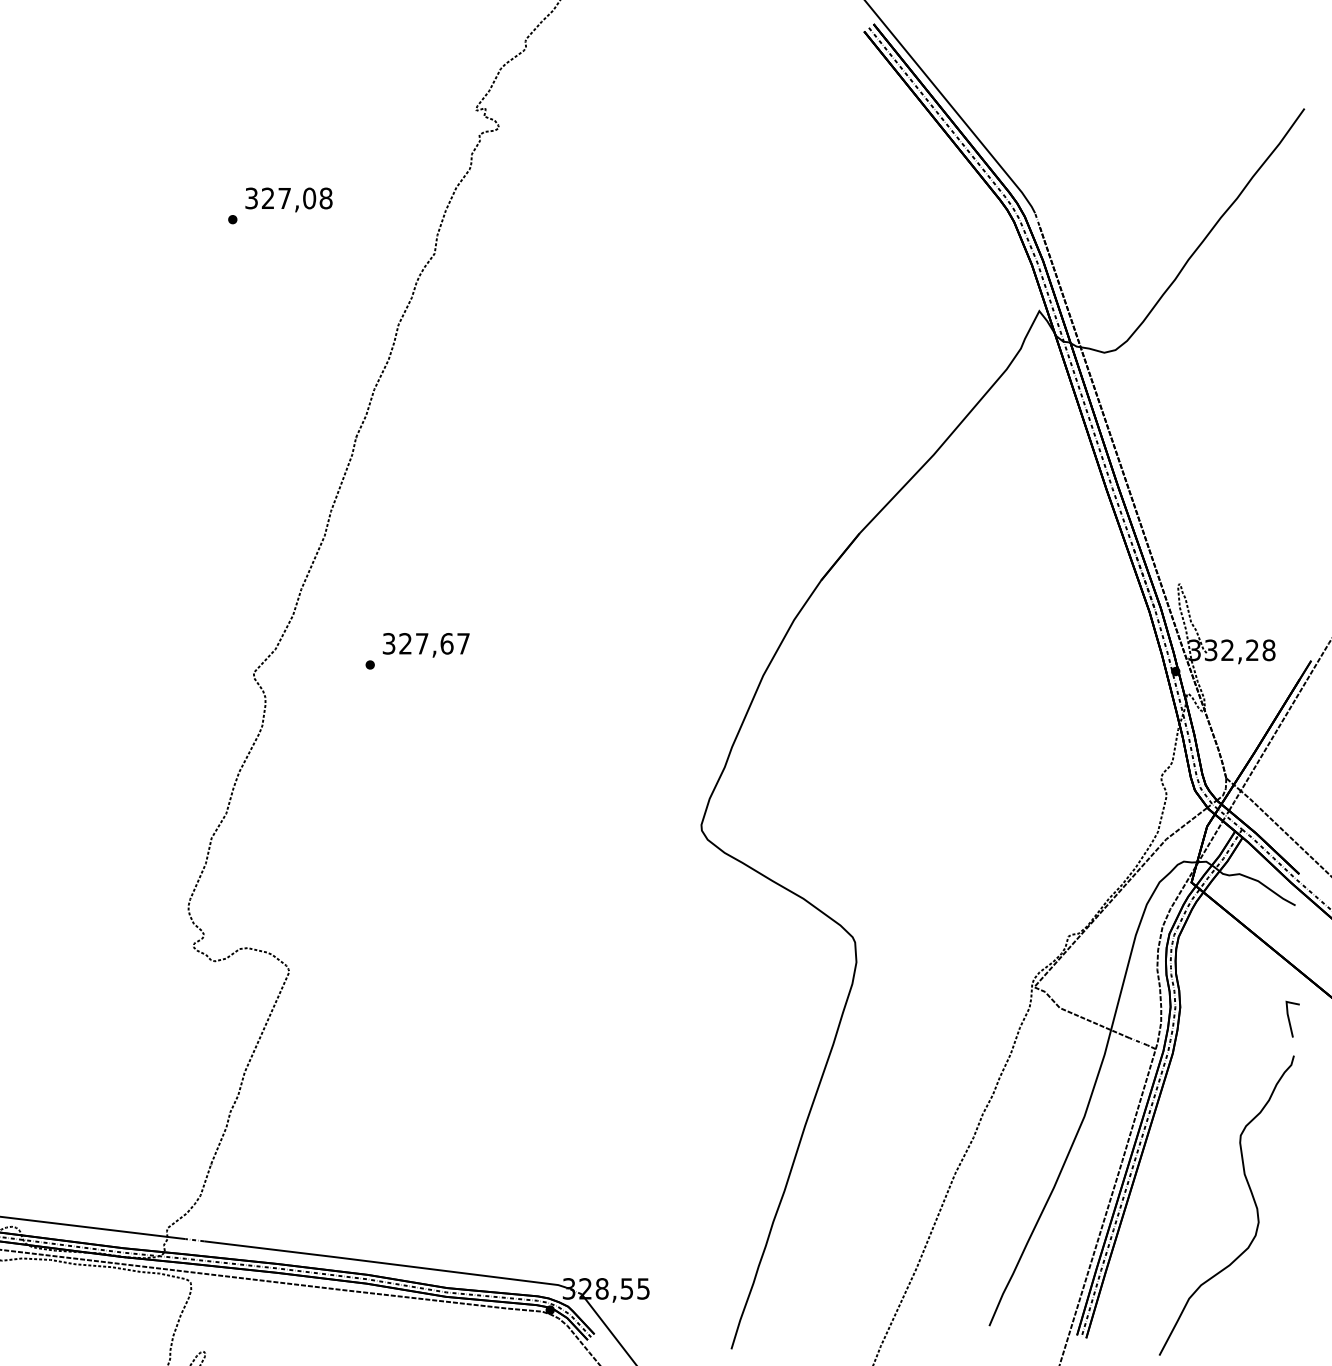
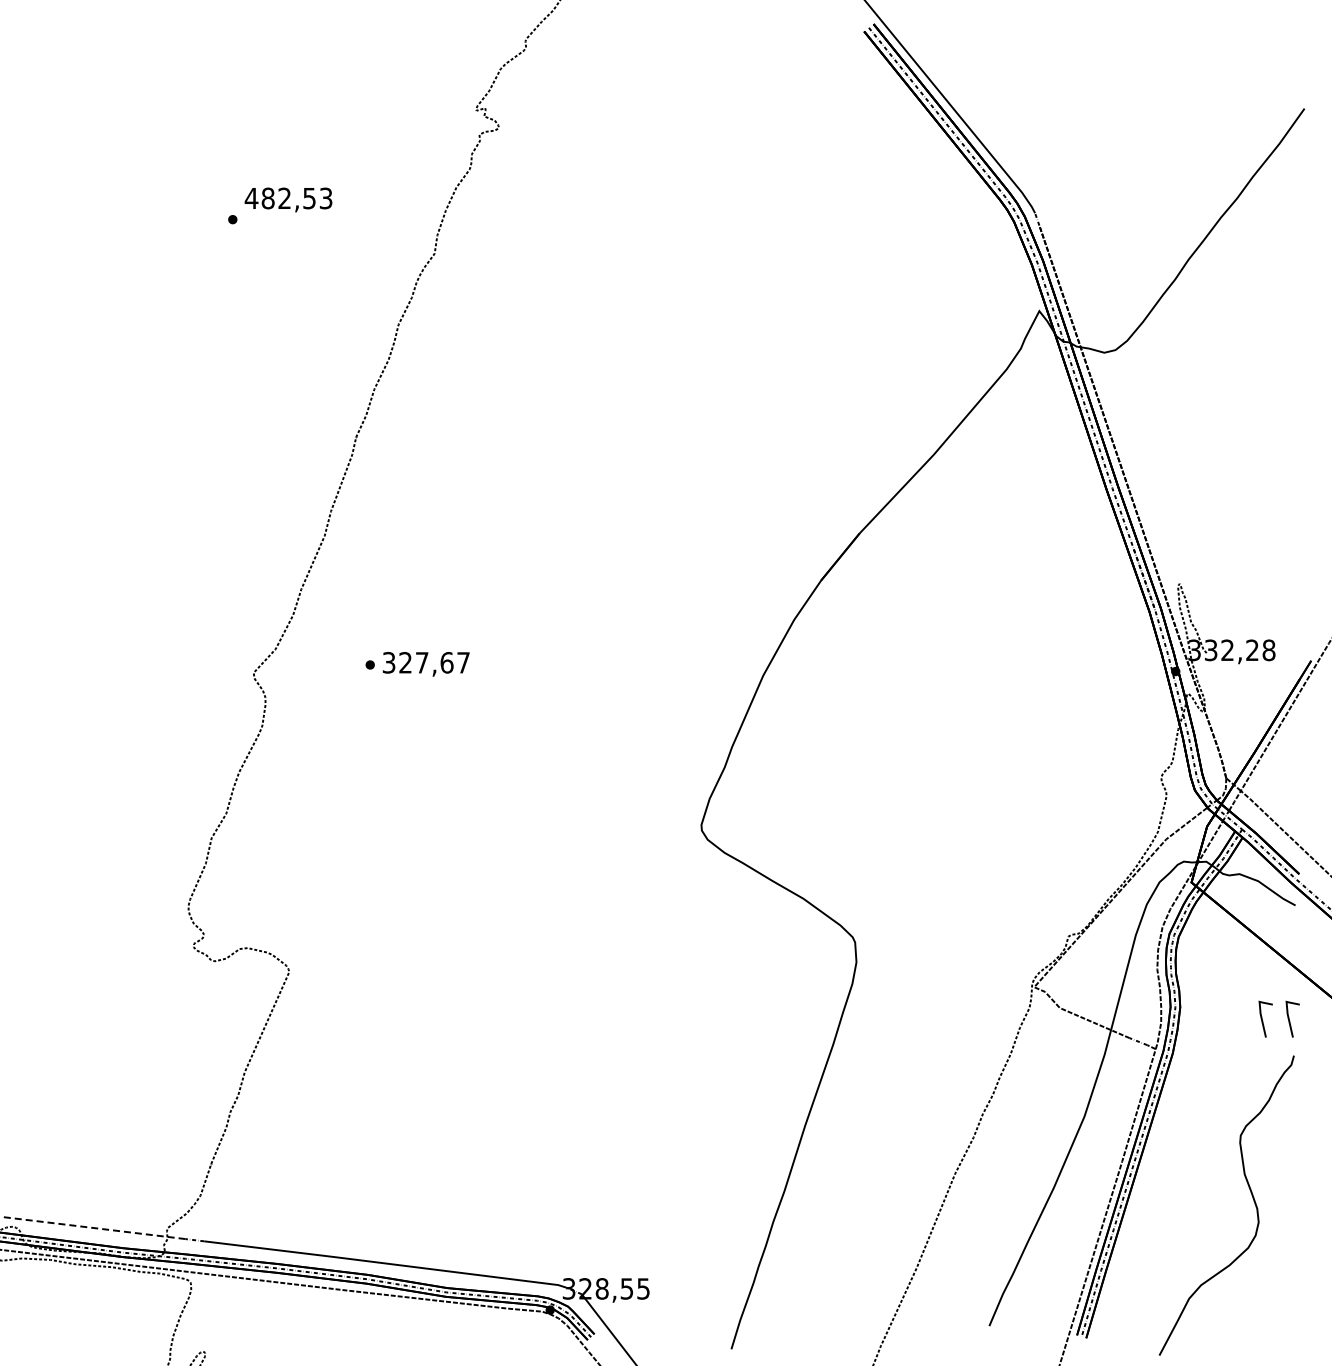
text: 327,08 -> 482,53 (288, 198)
text position: (425, 645) -> (425, 664) (425, 664)
line: none -> present (1262, 1018)
line: solid -> dashed (92, 1227)
